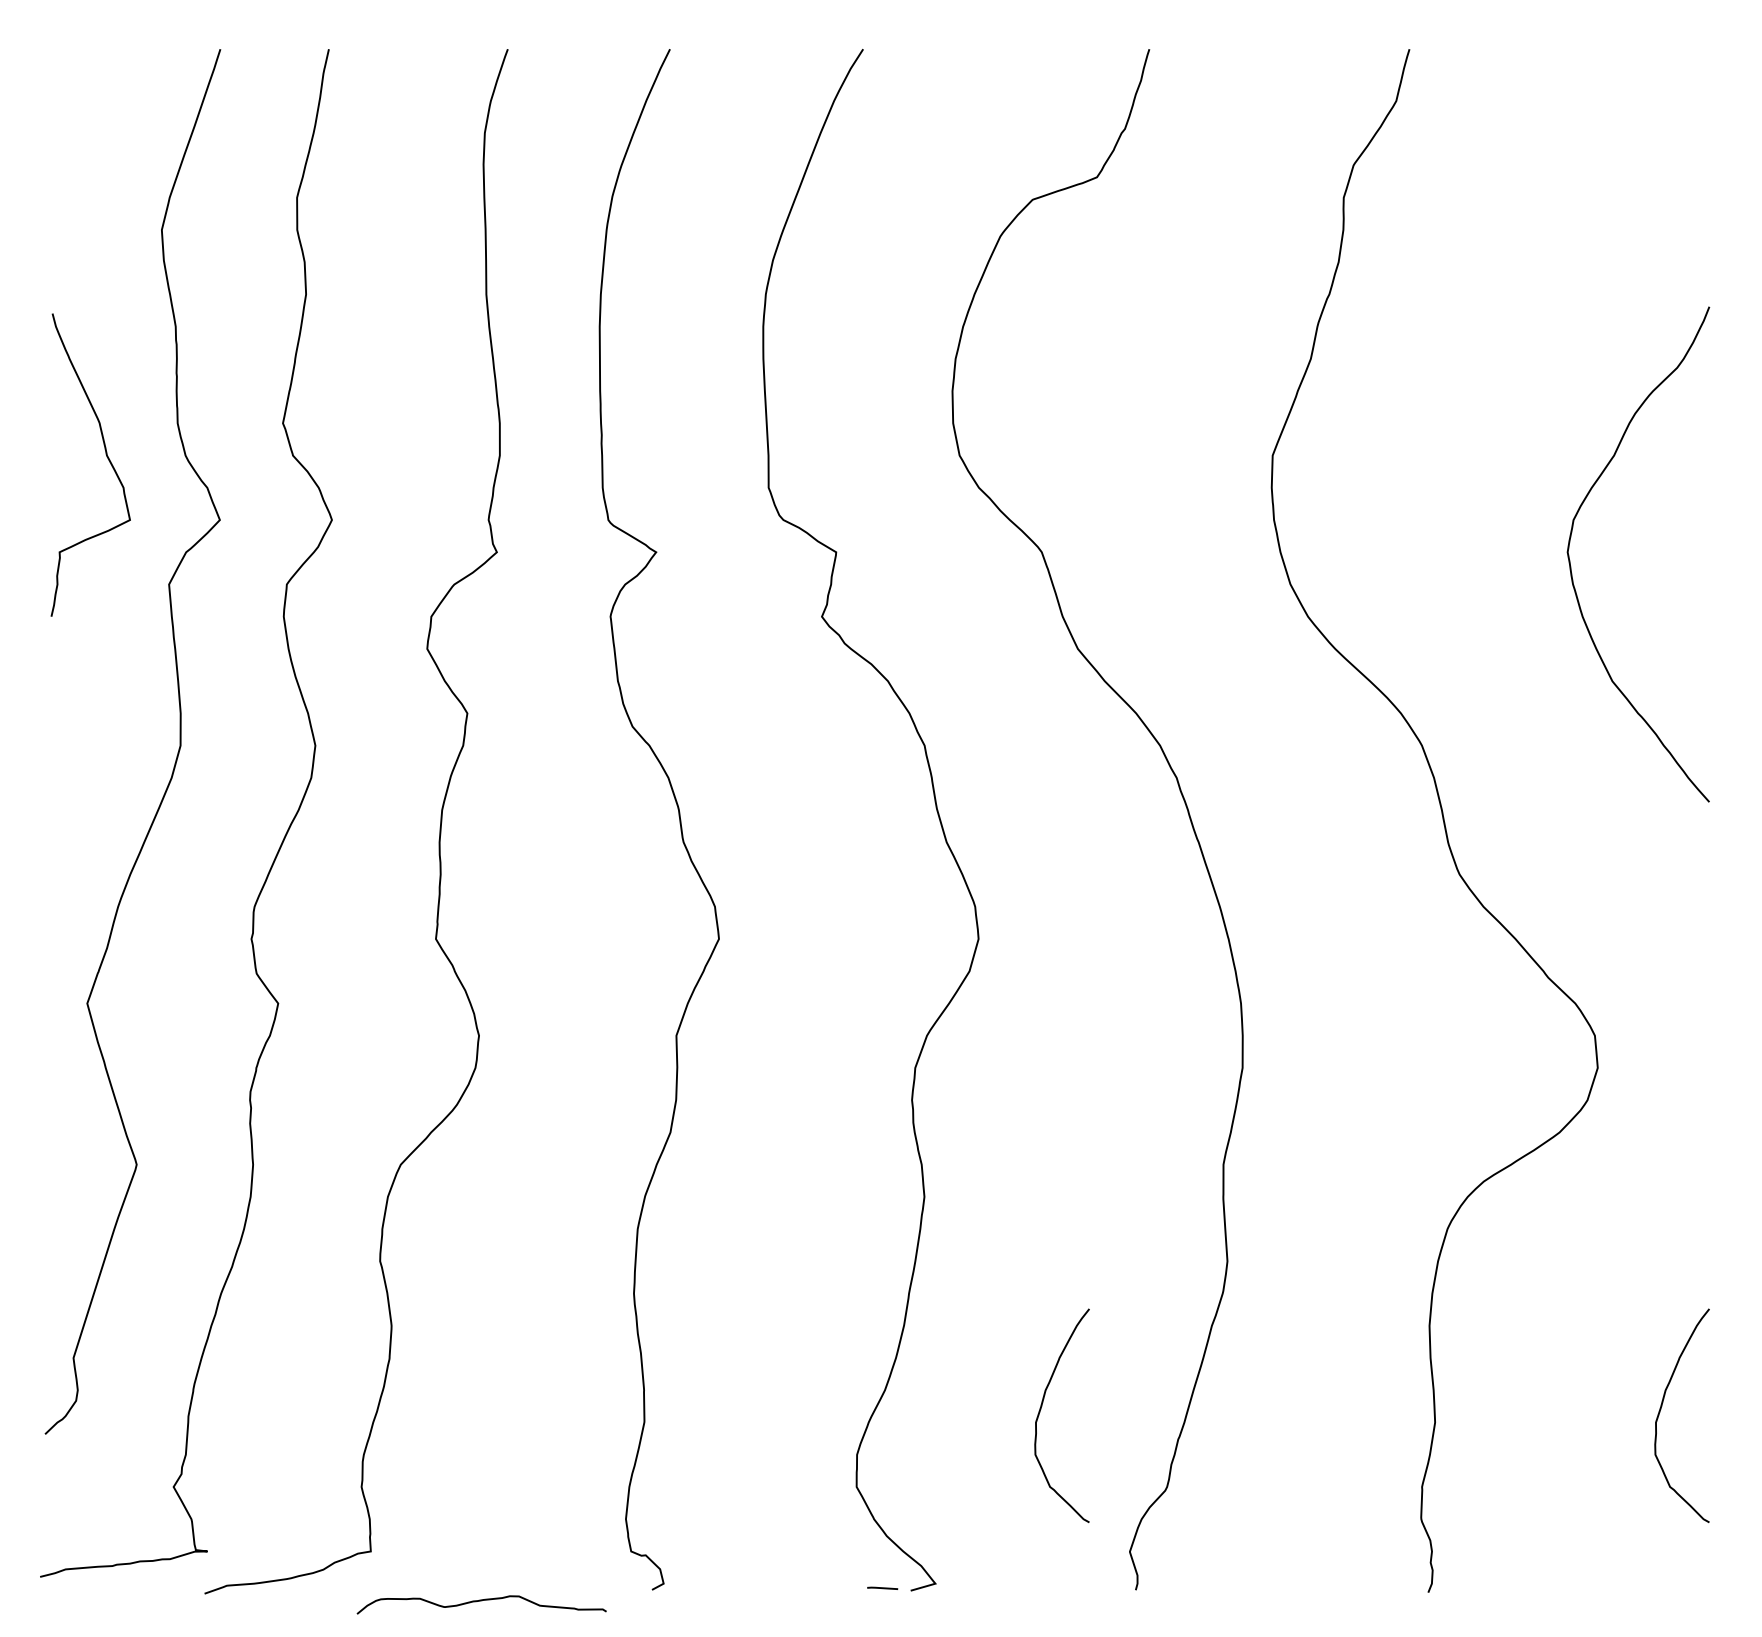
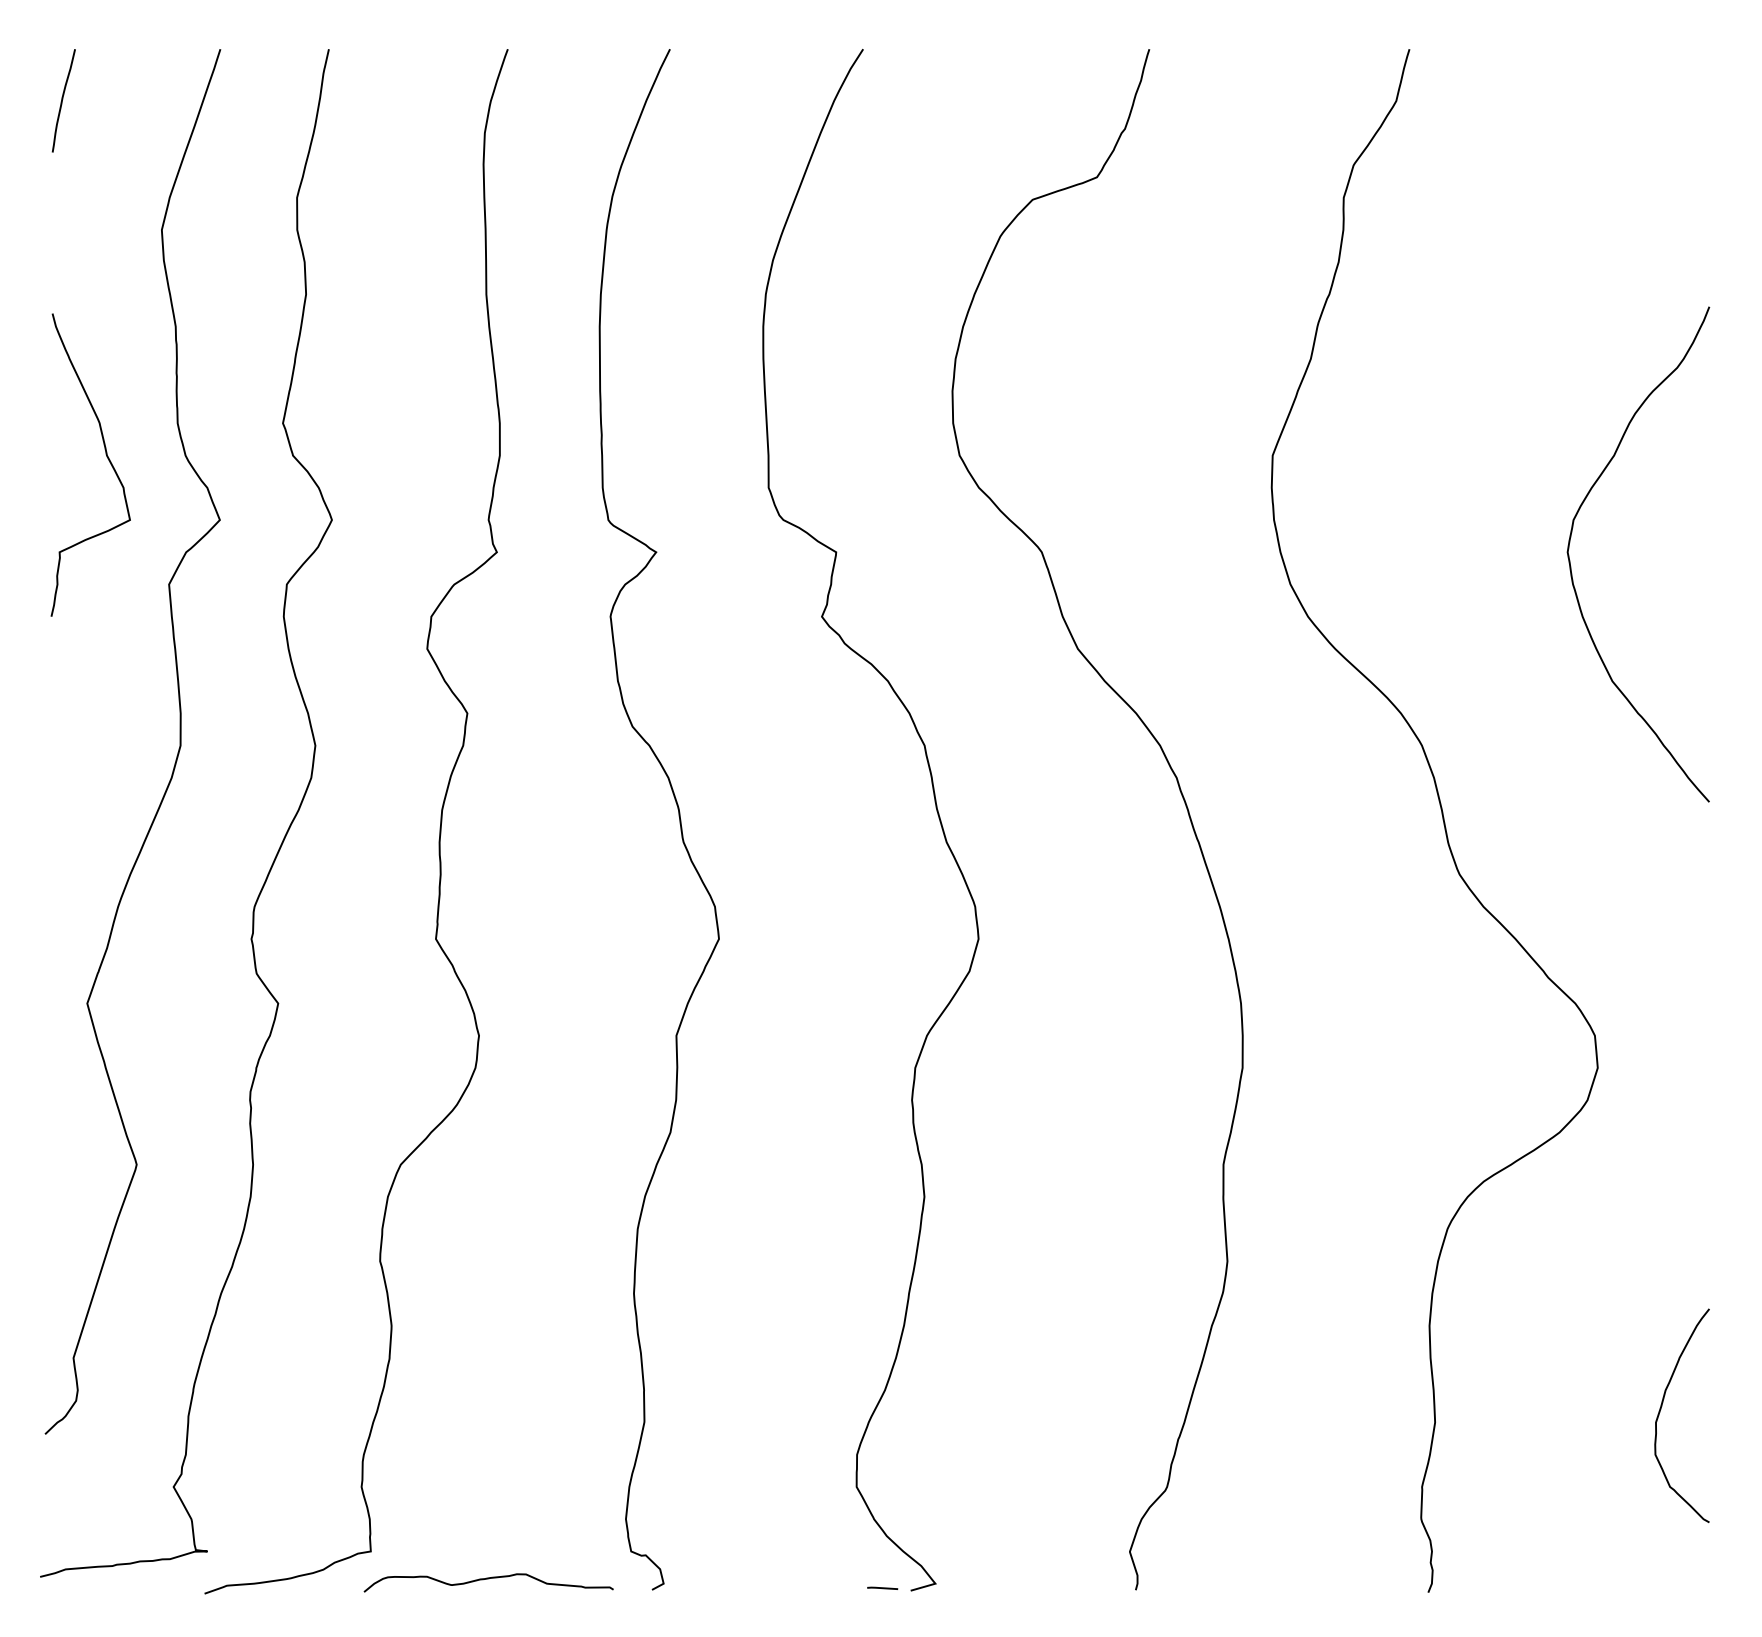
curve: none -> present (63, 99)
curve: present -> none (1041, 1409)
curve position: (481, 1601) -> (488, 1579) (488, 1579)
